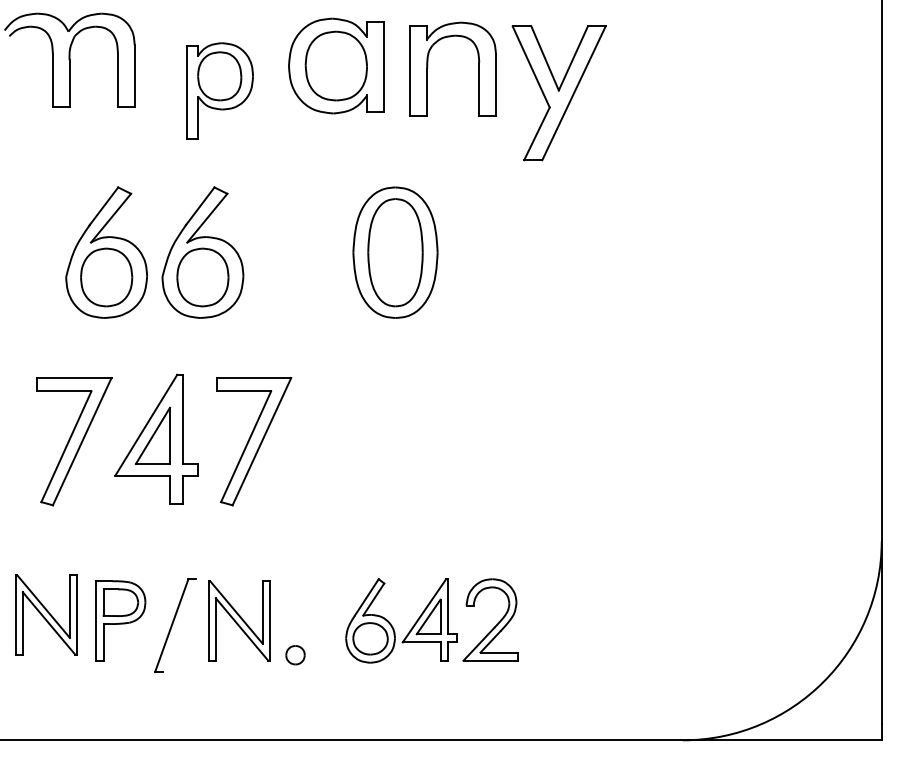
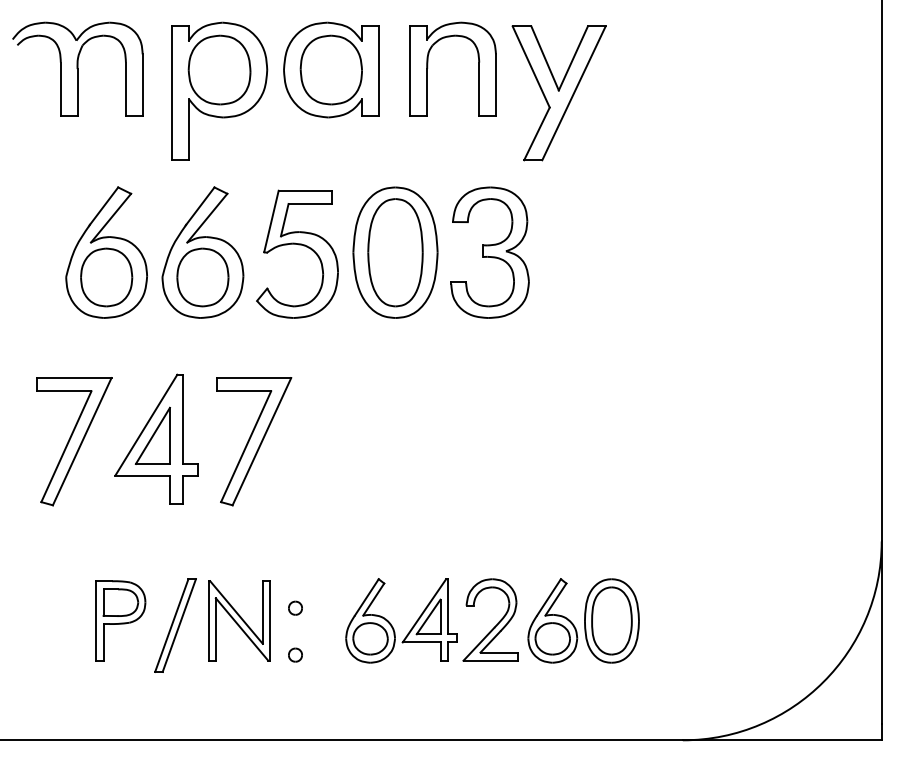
part position: (69, 59) -> (77, 68) (77, 68)
part position: (336, 65) -> (331, 69) (331, 69)
part size: 68x98 px -> 98x140 px (219, 90)
part: none -> present (298, 245)
part: none -> present (489, 252)
part: none -> present (295, 607)
part: present -> none (46, 614)
part: none -> present (583, 620)
line: none -> present (178, 625)
part size: 21x21 px -> 15x16 px (295, 654)
